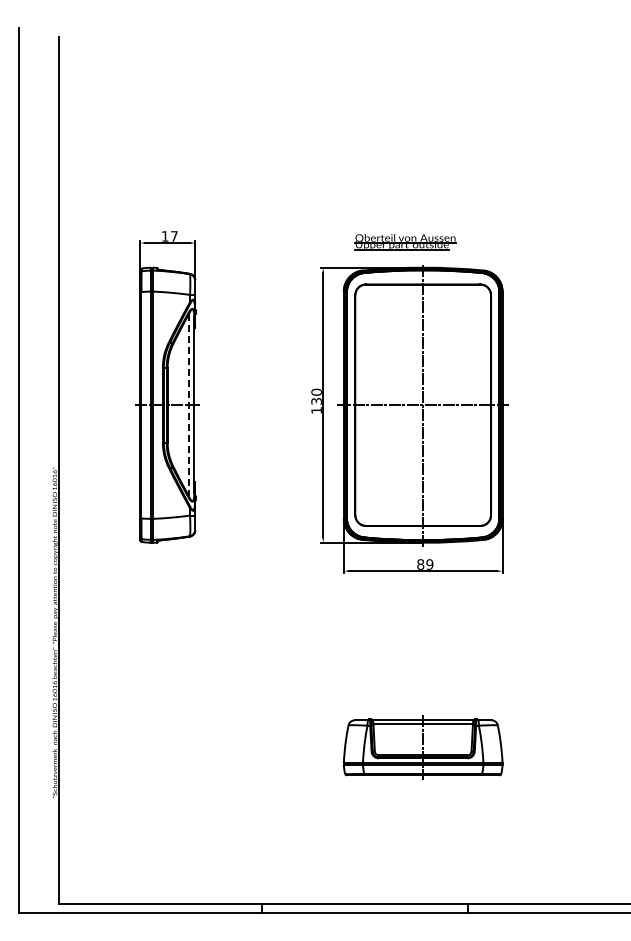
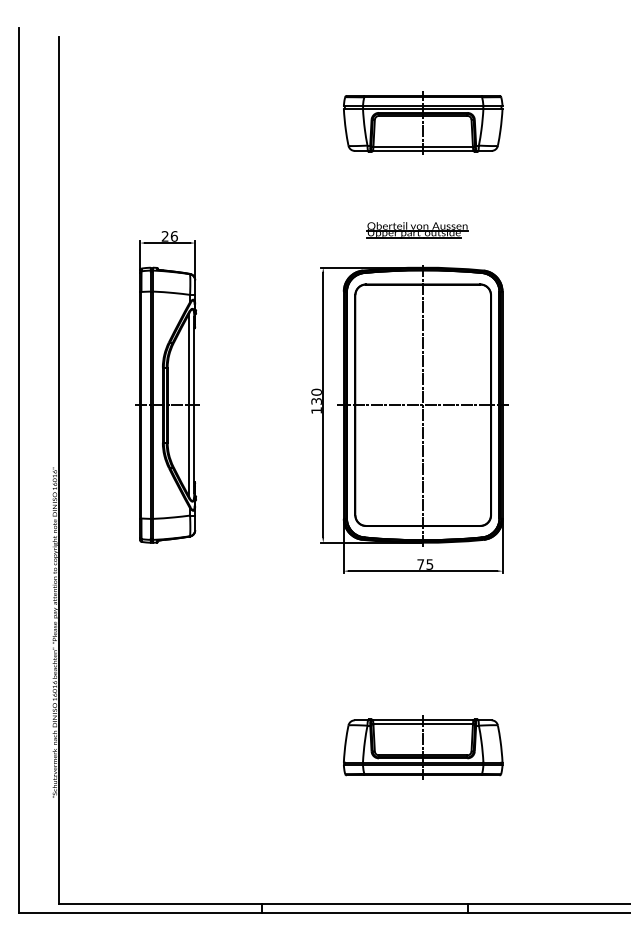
part: none -> present (423, 122)
text: 17 -> 26 (169, 236)
part position: (405, 242) -> (417, 230) (417, 230)
line: dashed -> solid (189, 405)
text: 89 -> 75 (425, 564)
